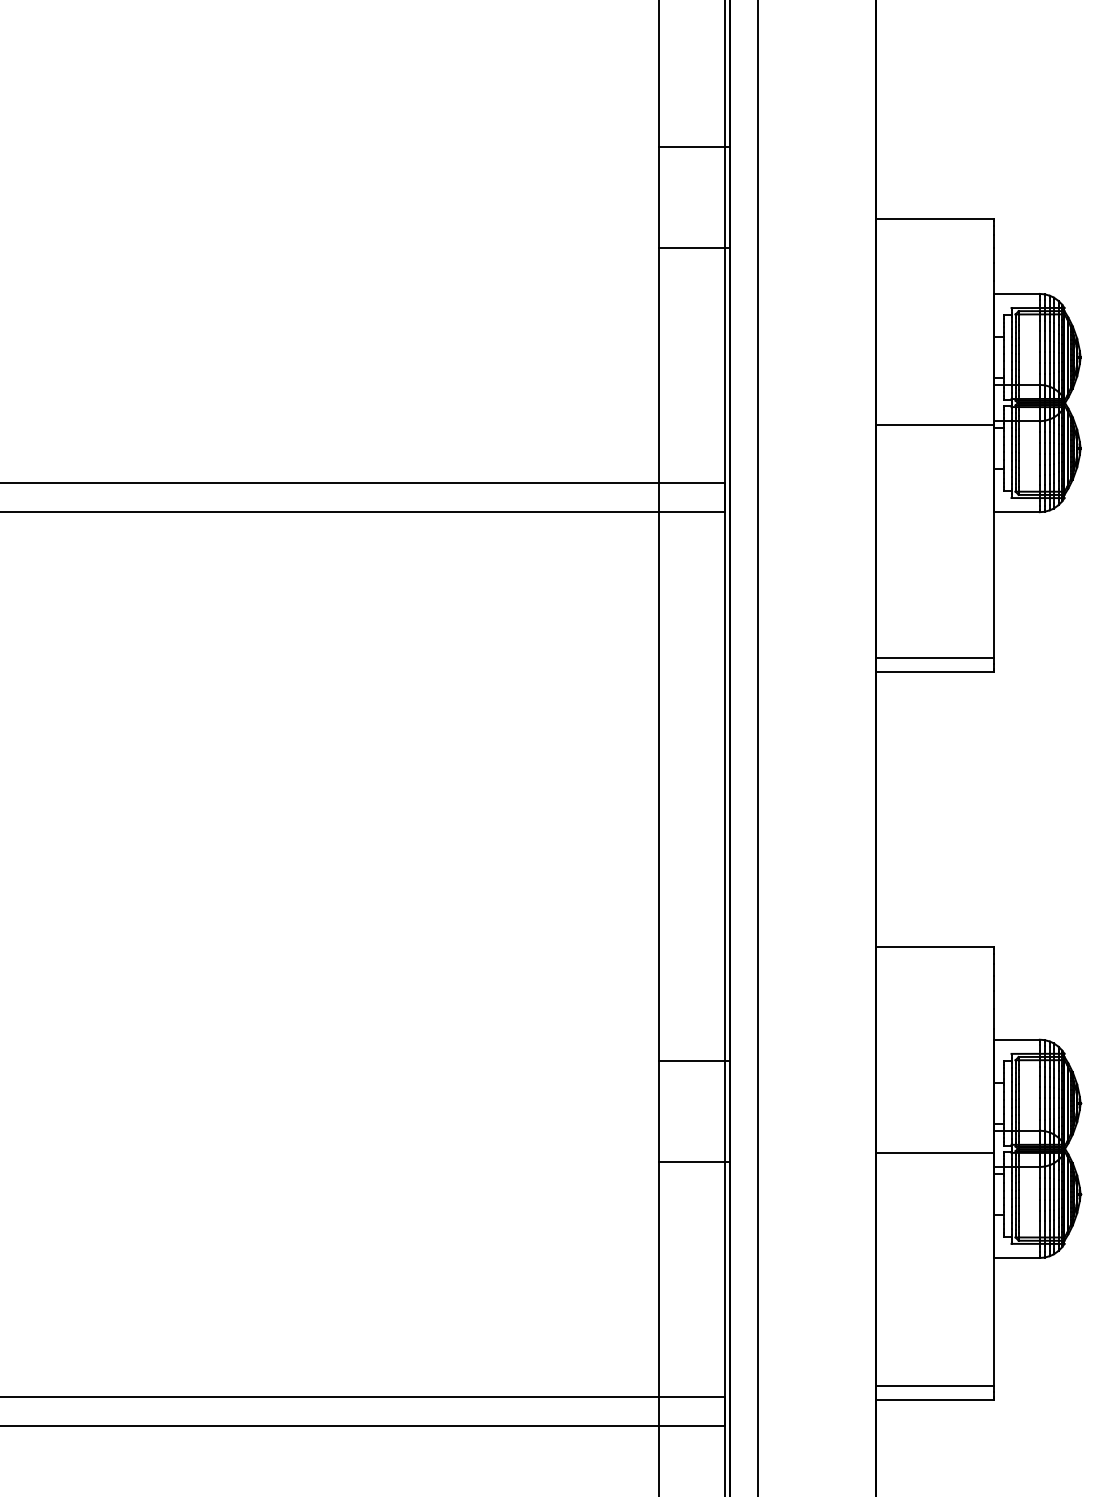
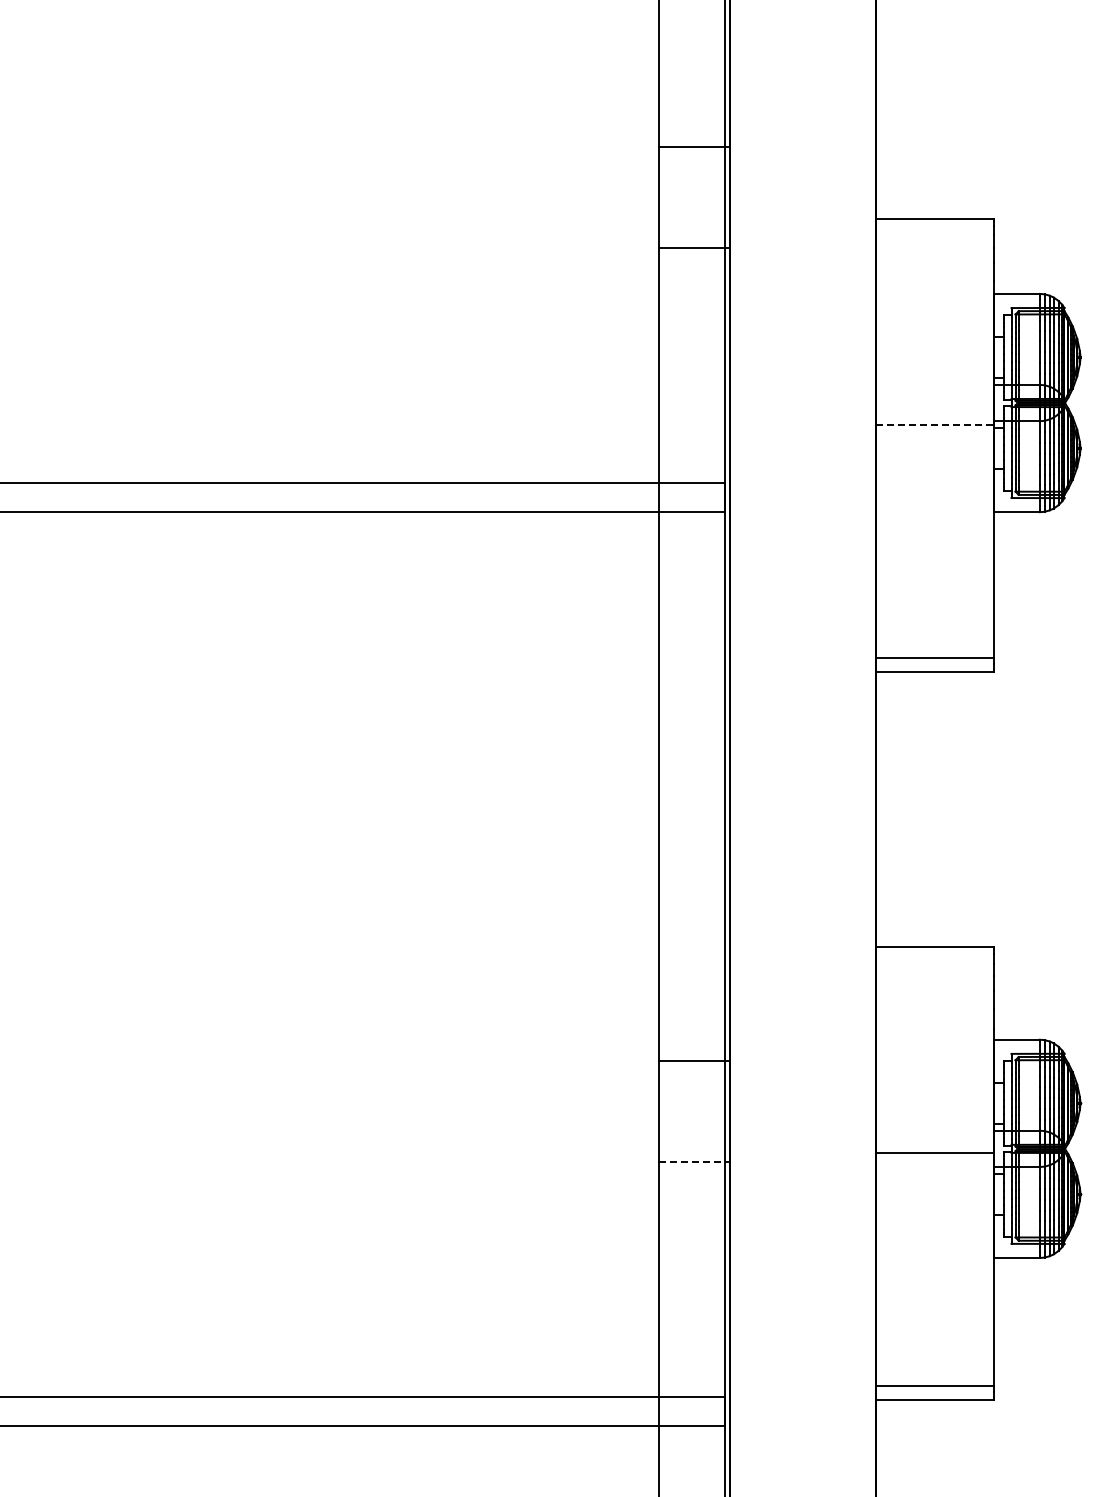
line: solid -> dashed (934, 425)
line: present -> none (758, 747)
line: solid -> dashed (694, 1162)
